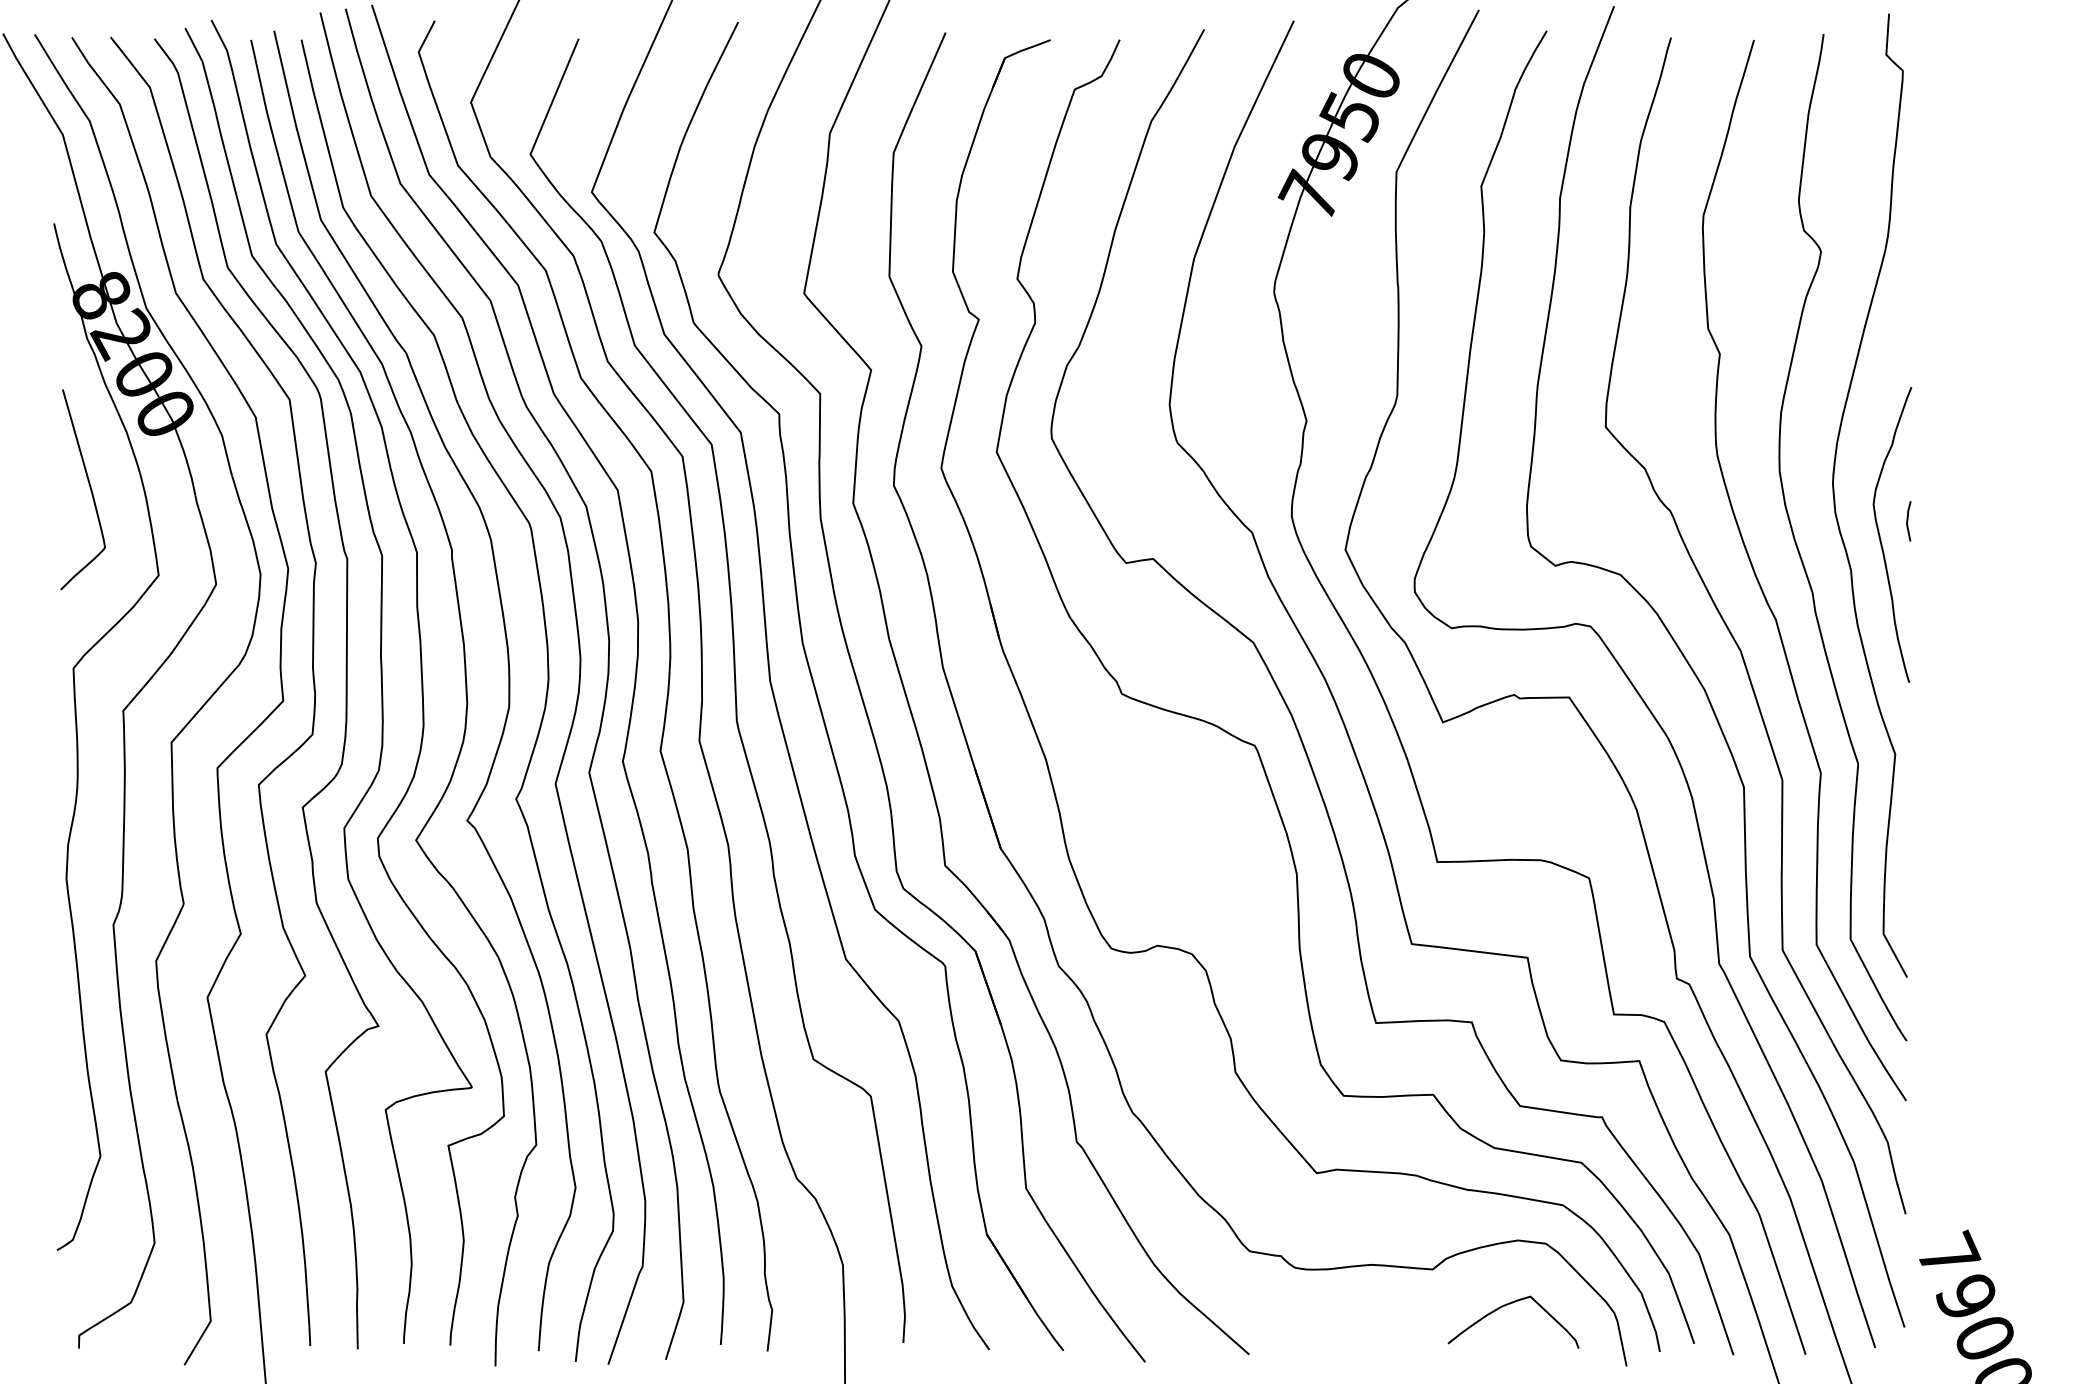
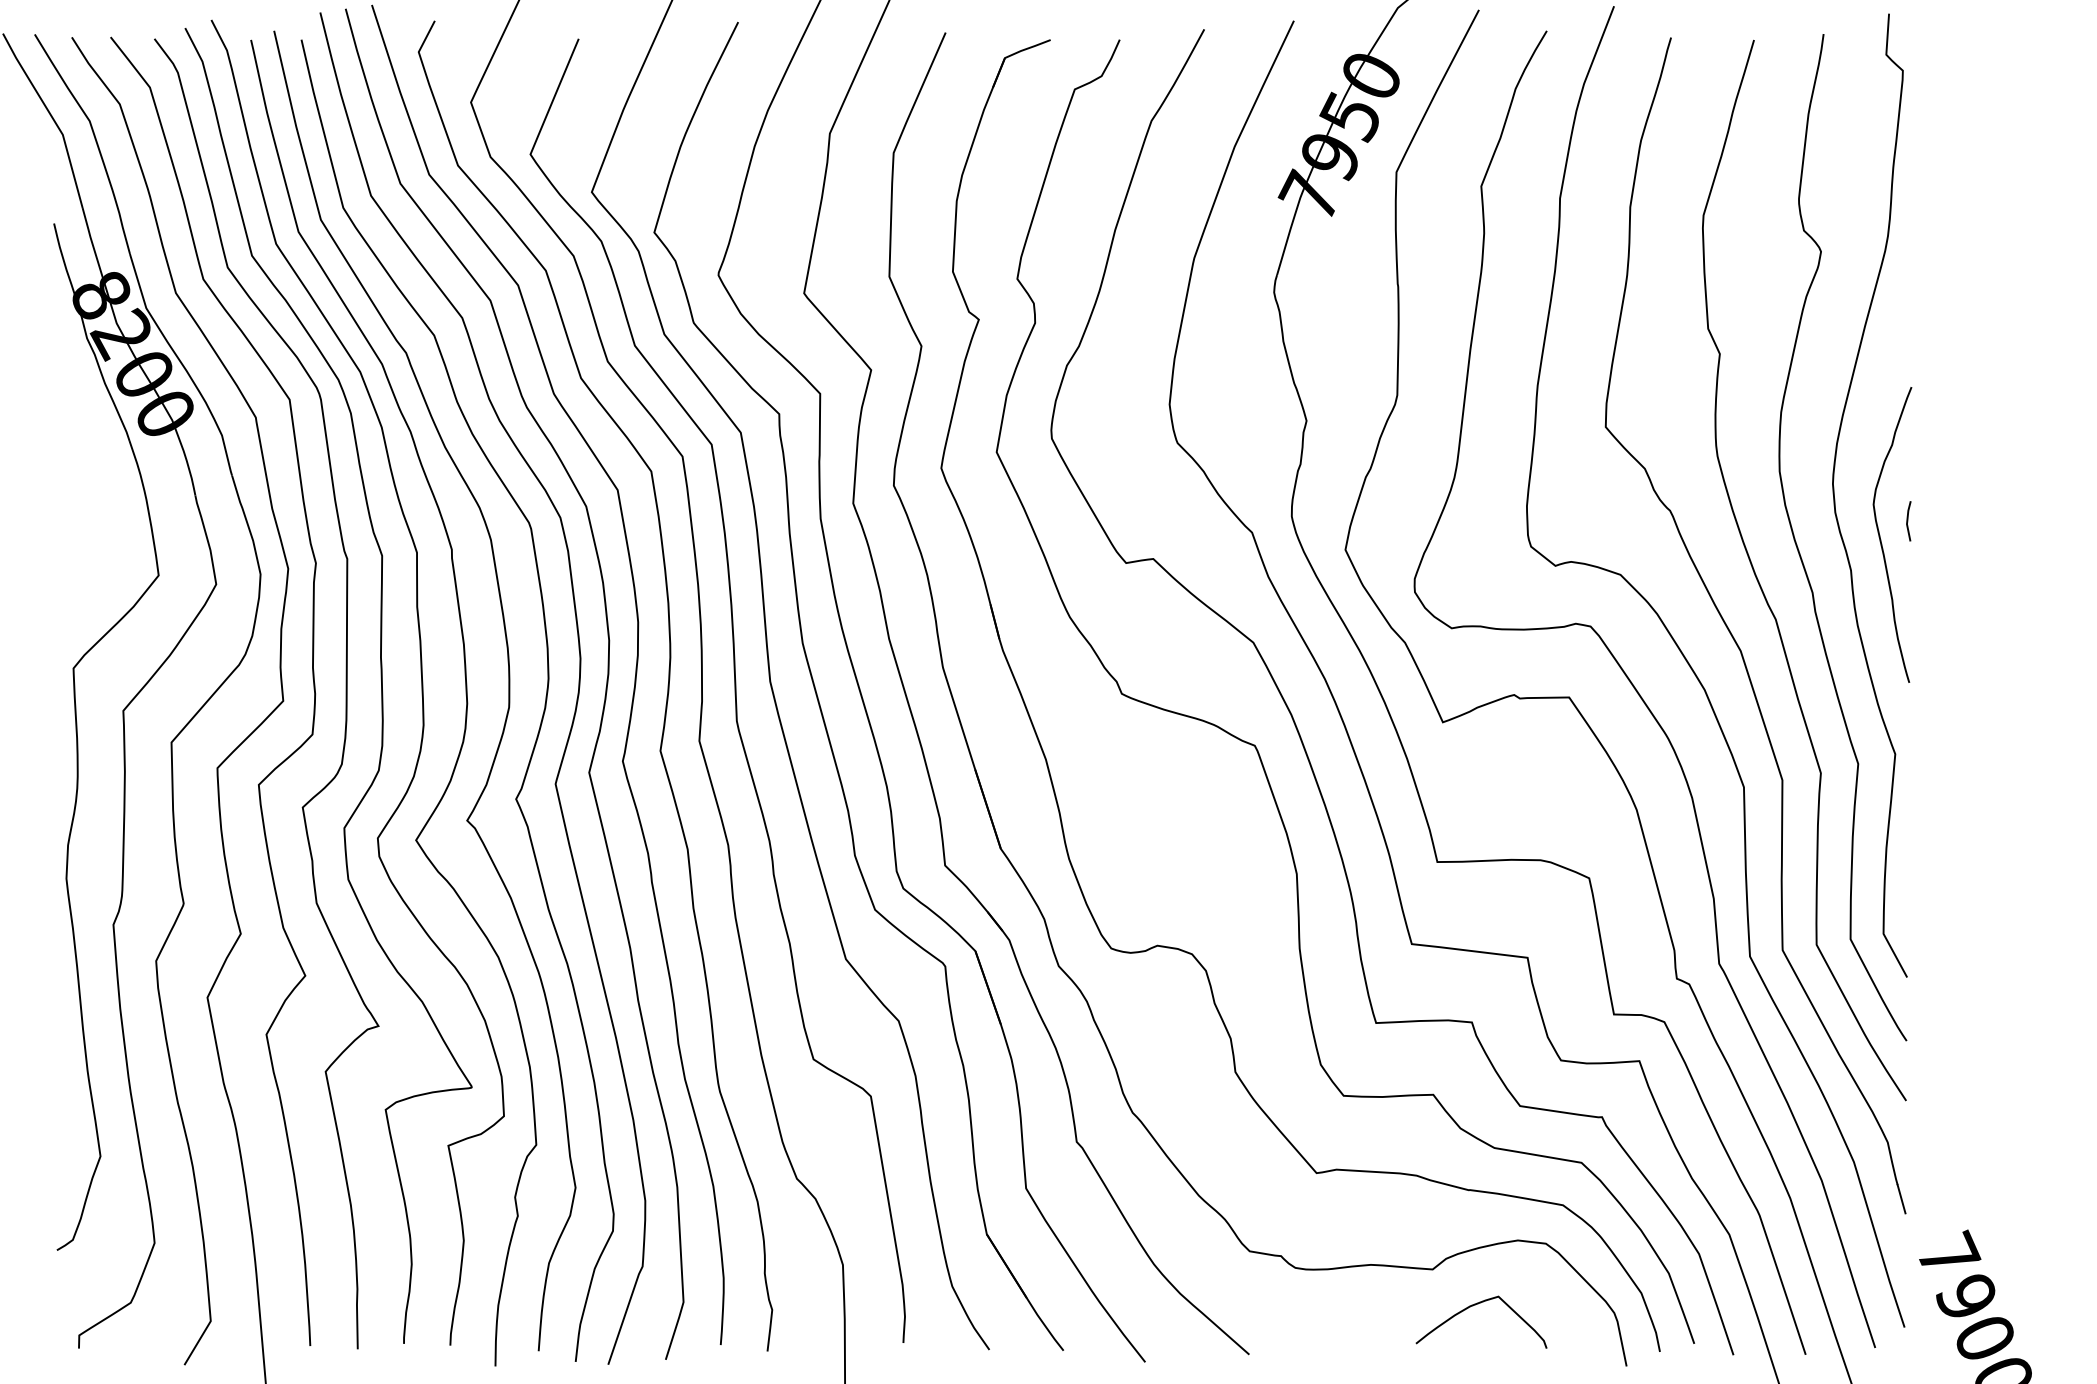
curve: present -> none (89, 487)
curve position: (1505, 1306) -> (1473, 1306) (1473, 1306)
